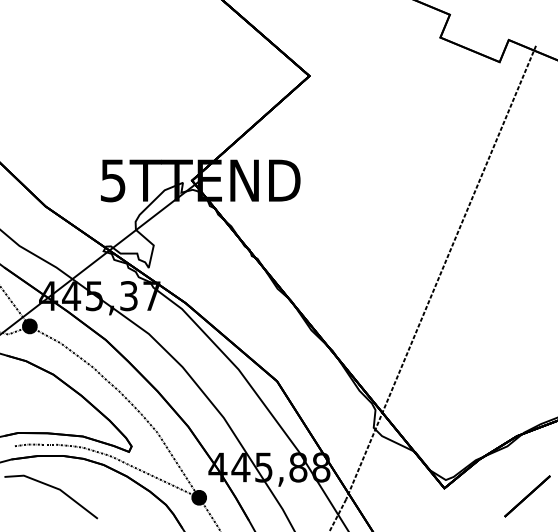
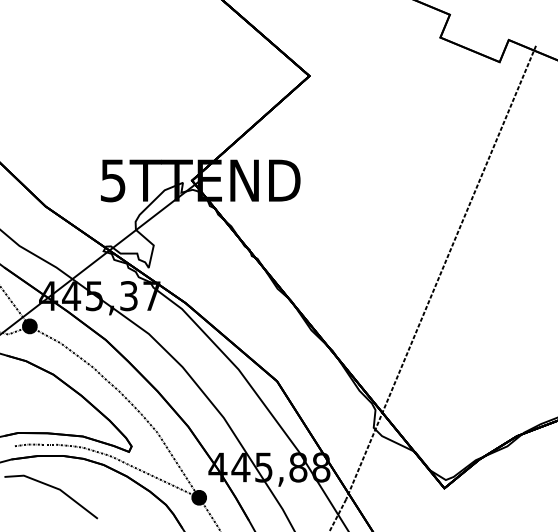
line: present -> none (527, 496)
